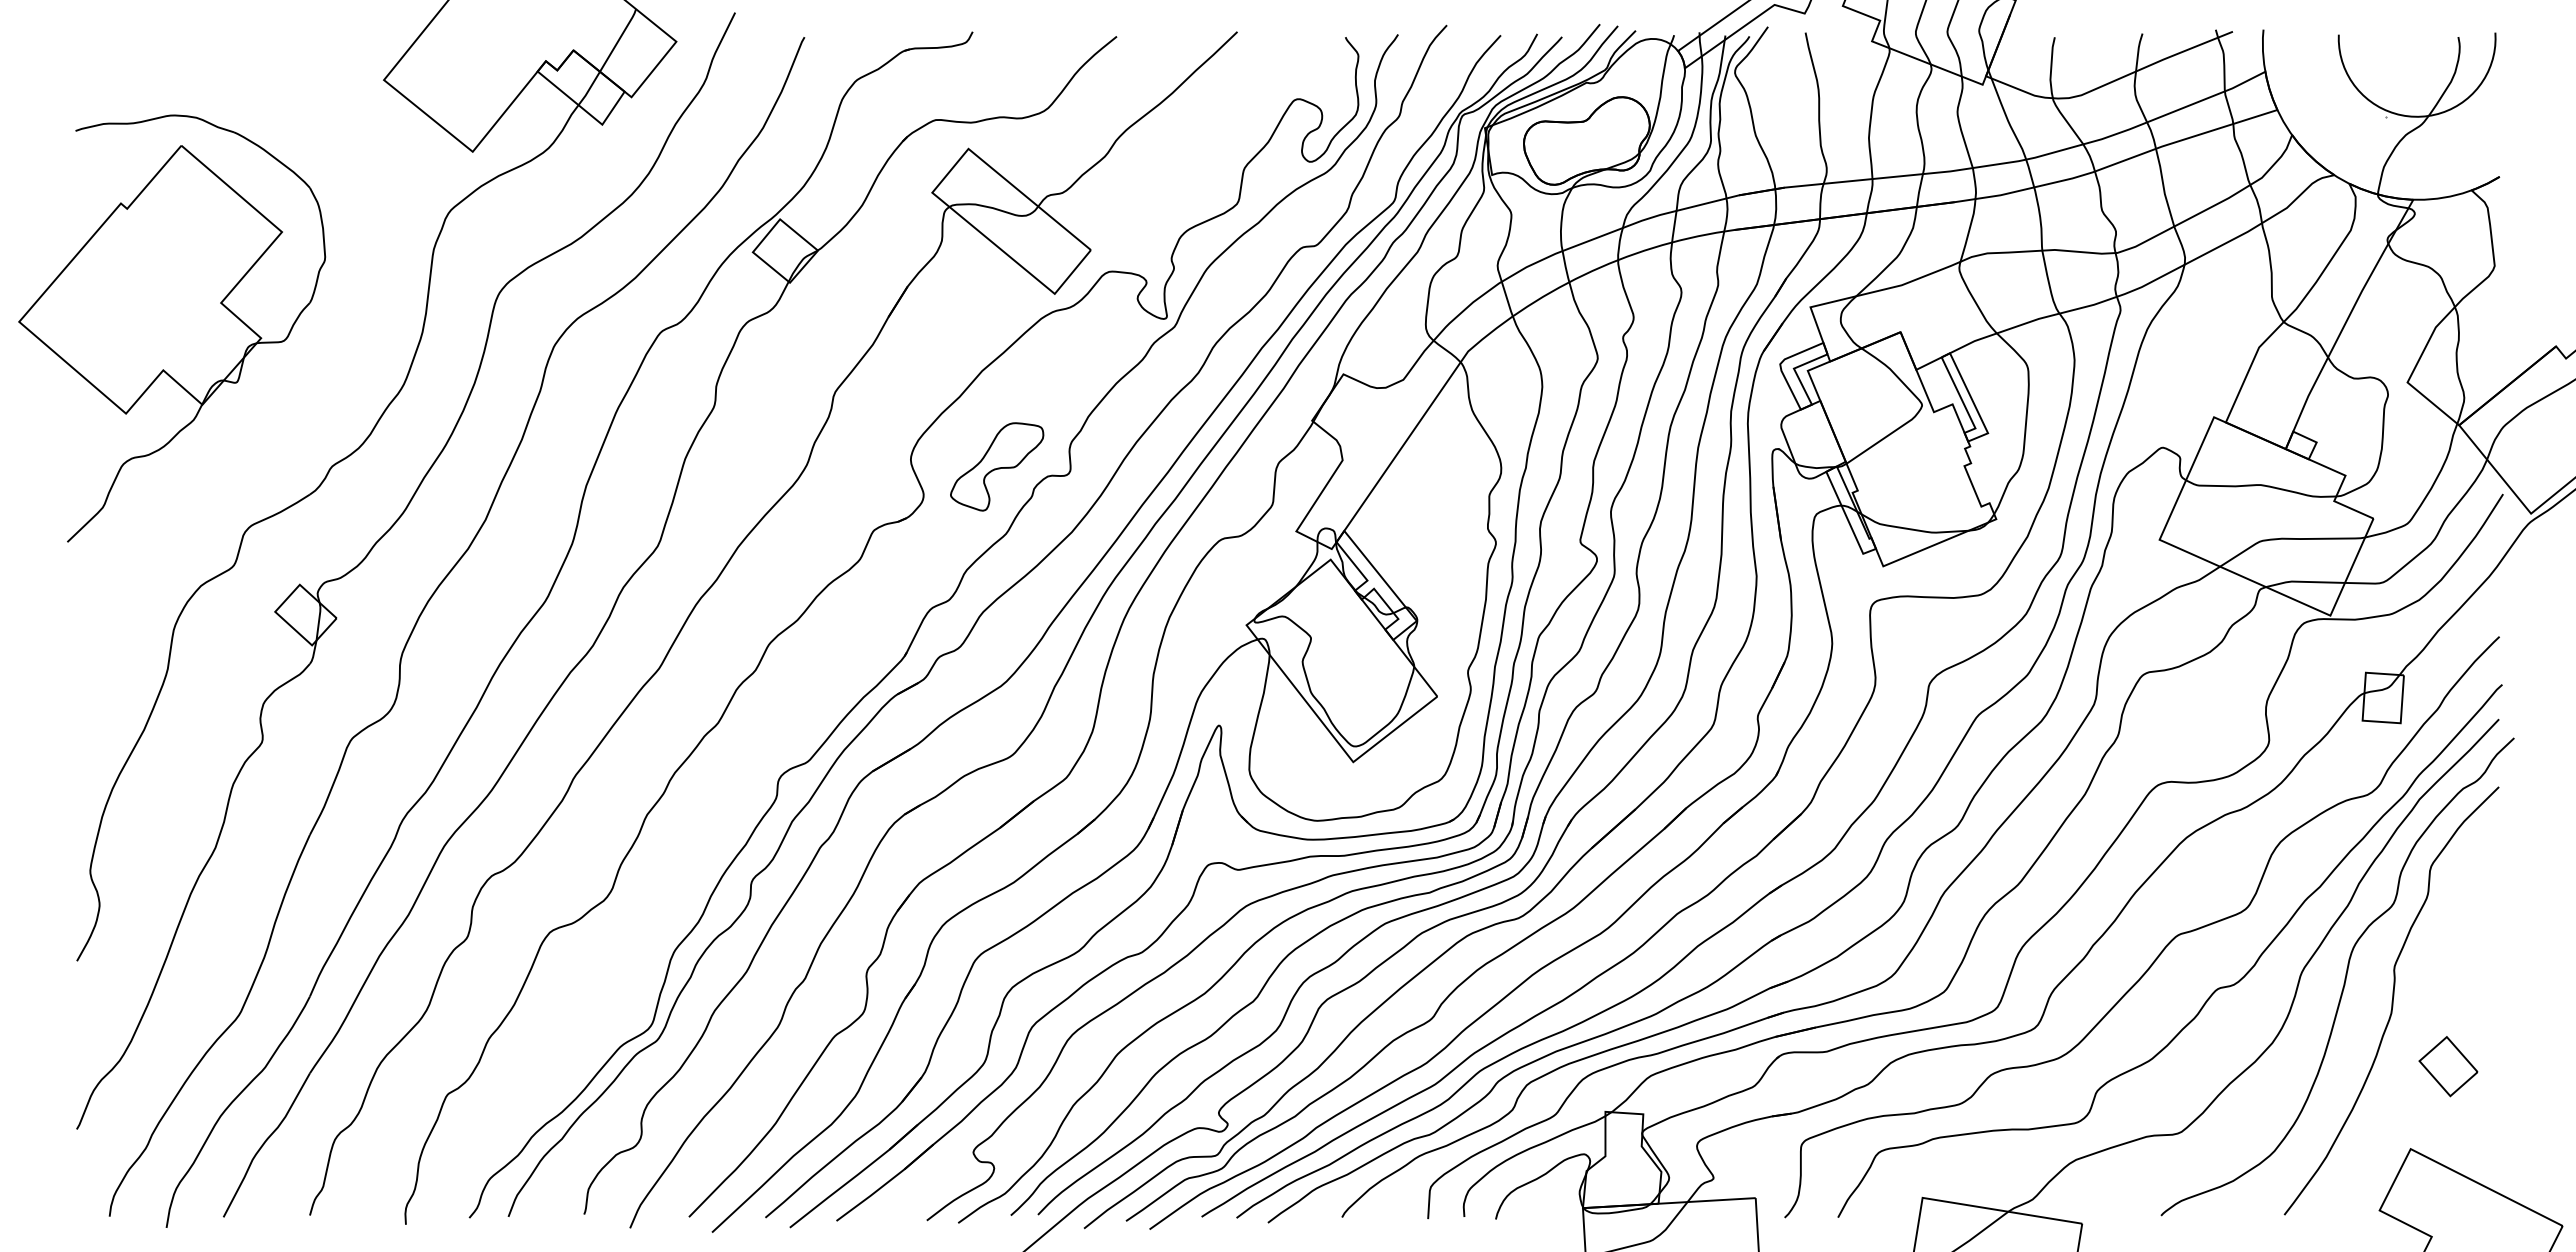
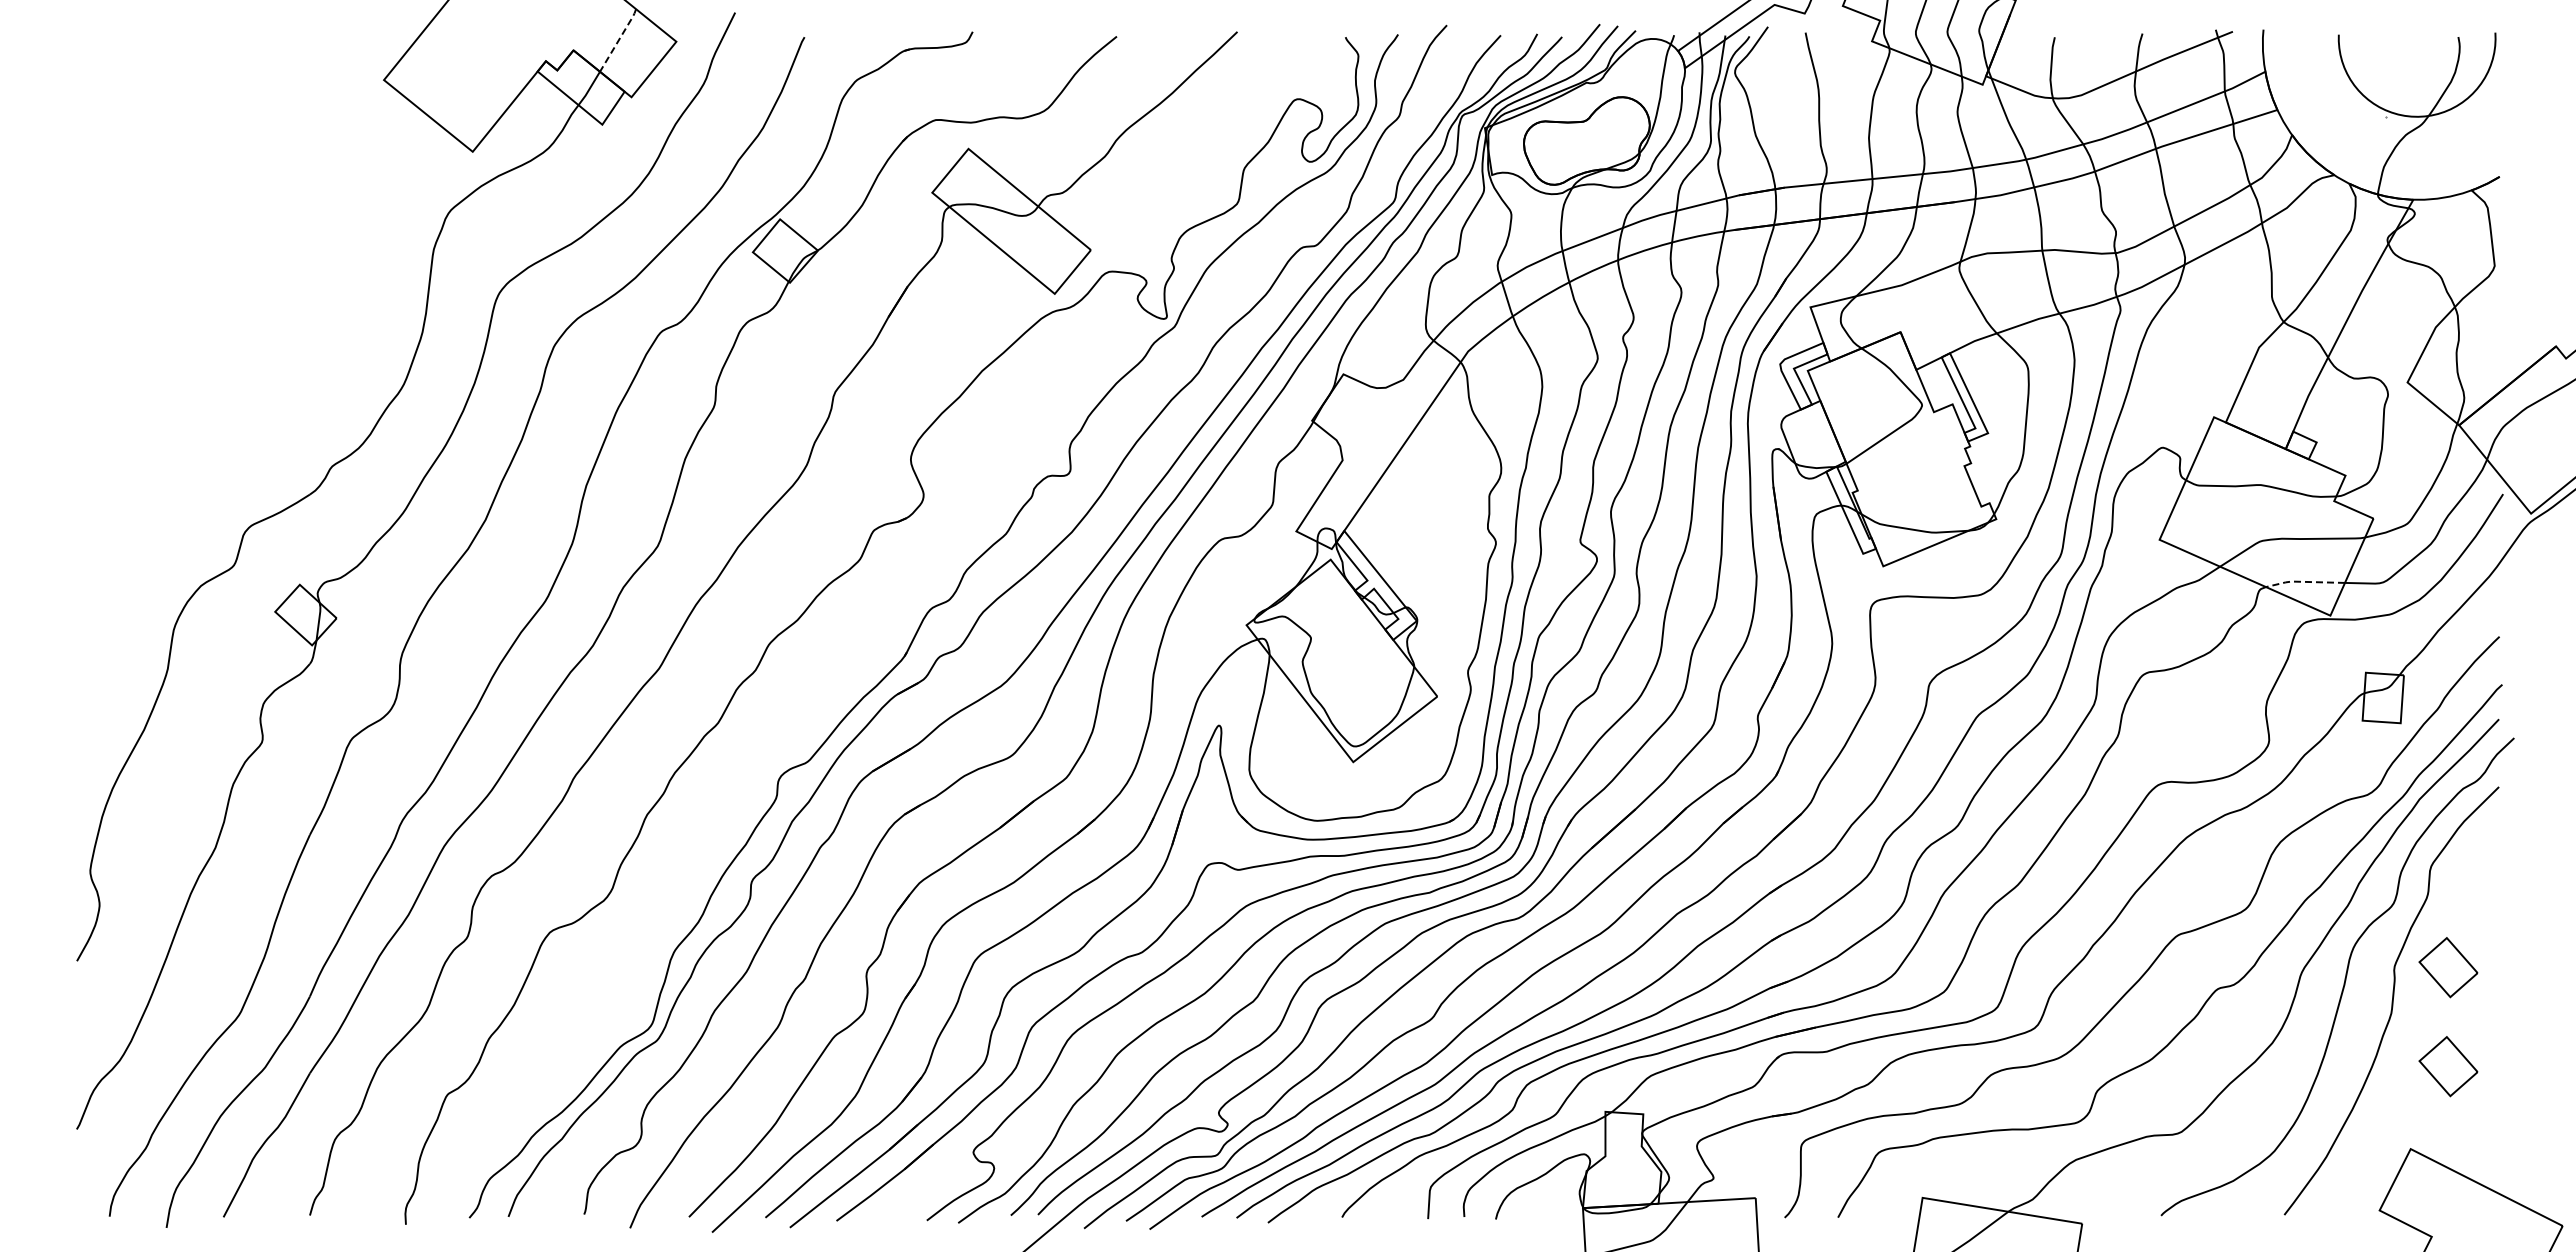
line: solid -> dashed (619, 39)
part: present -> none (172, 328)
part: present -> none (997, 466)
line: solid -> dashed (2303, 581)
part: none -> present (2448, 967)
